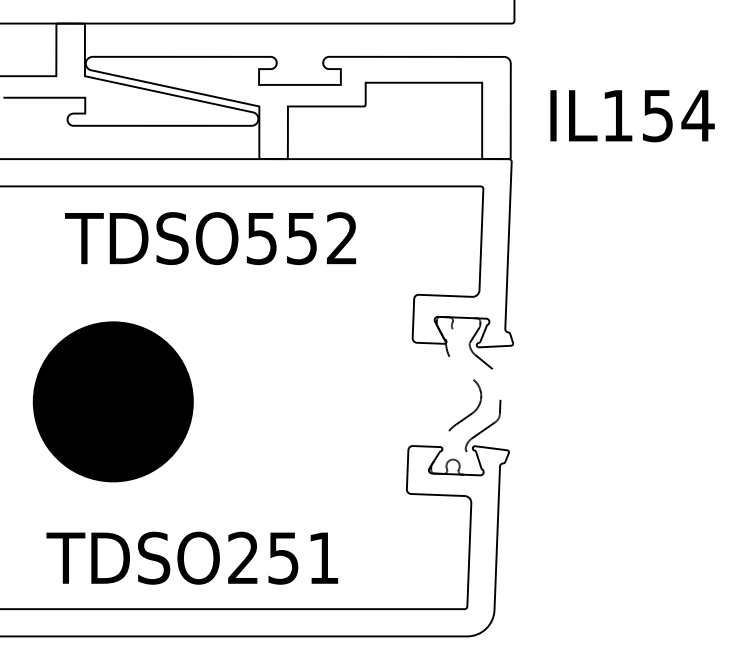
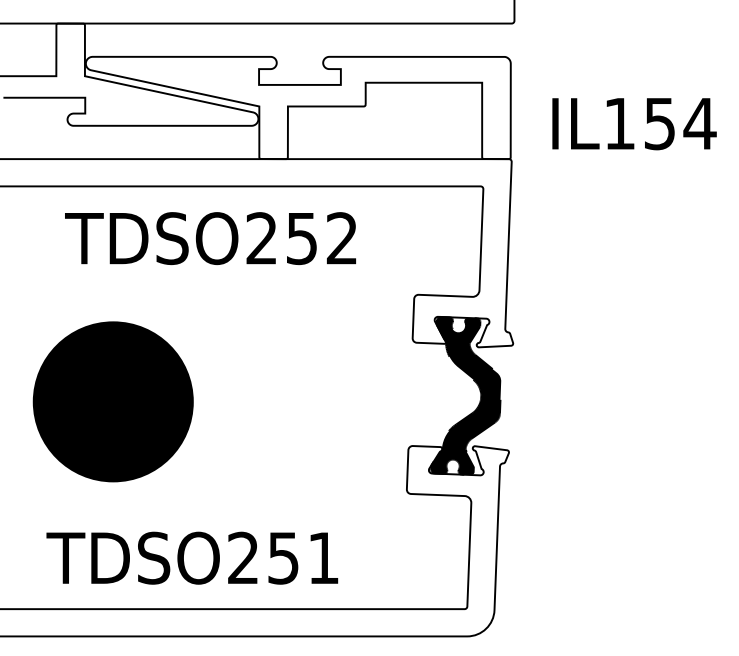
text position: (632, 116) -> (634, 124) (634, 124)
text: TDSO552 -> TDSO252 (261, 238)
fill: none -> present (466, 395)
